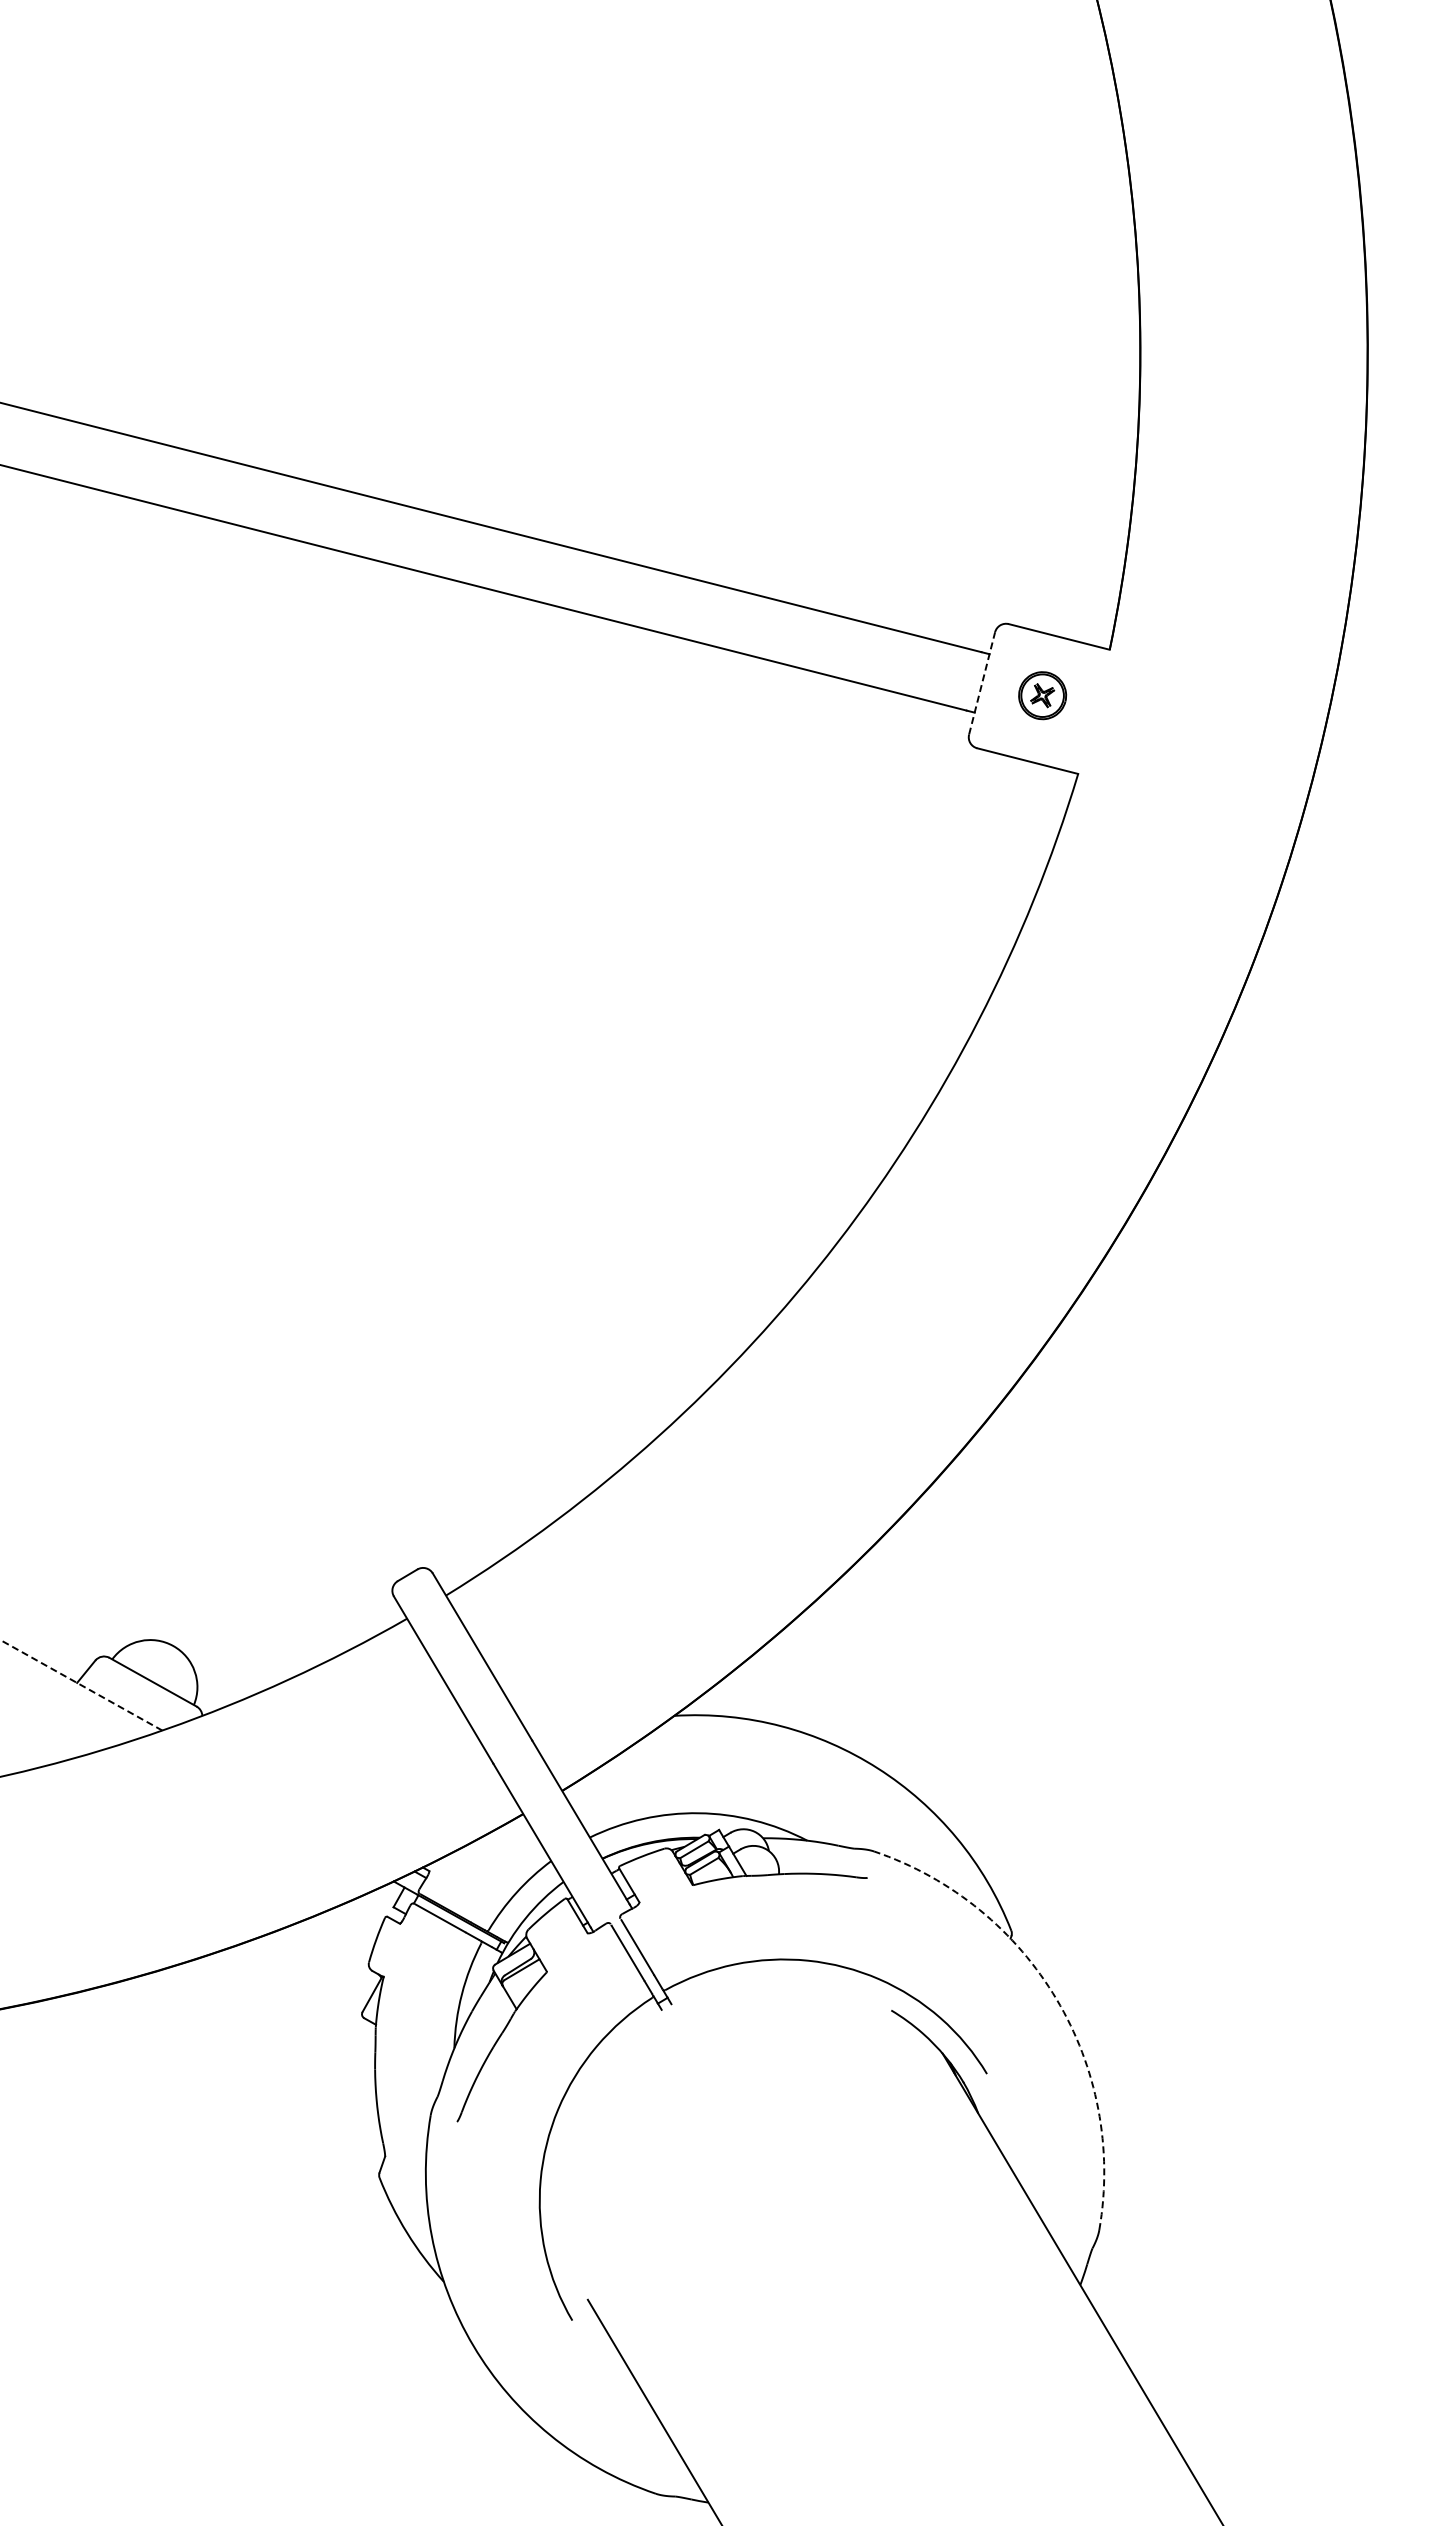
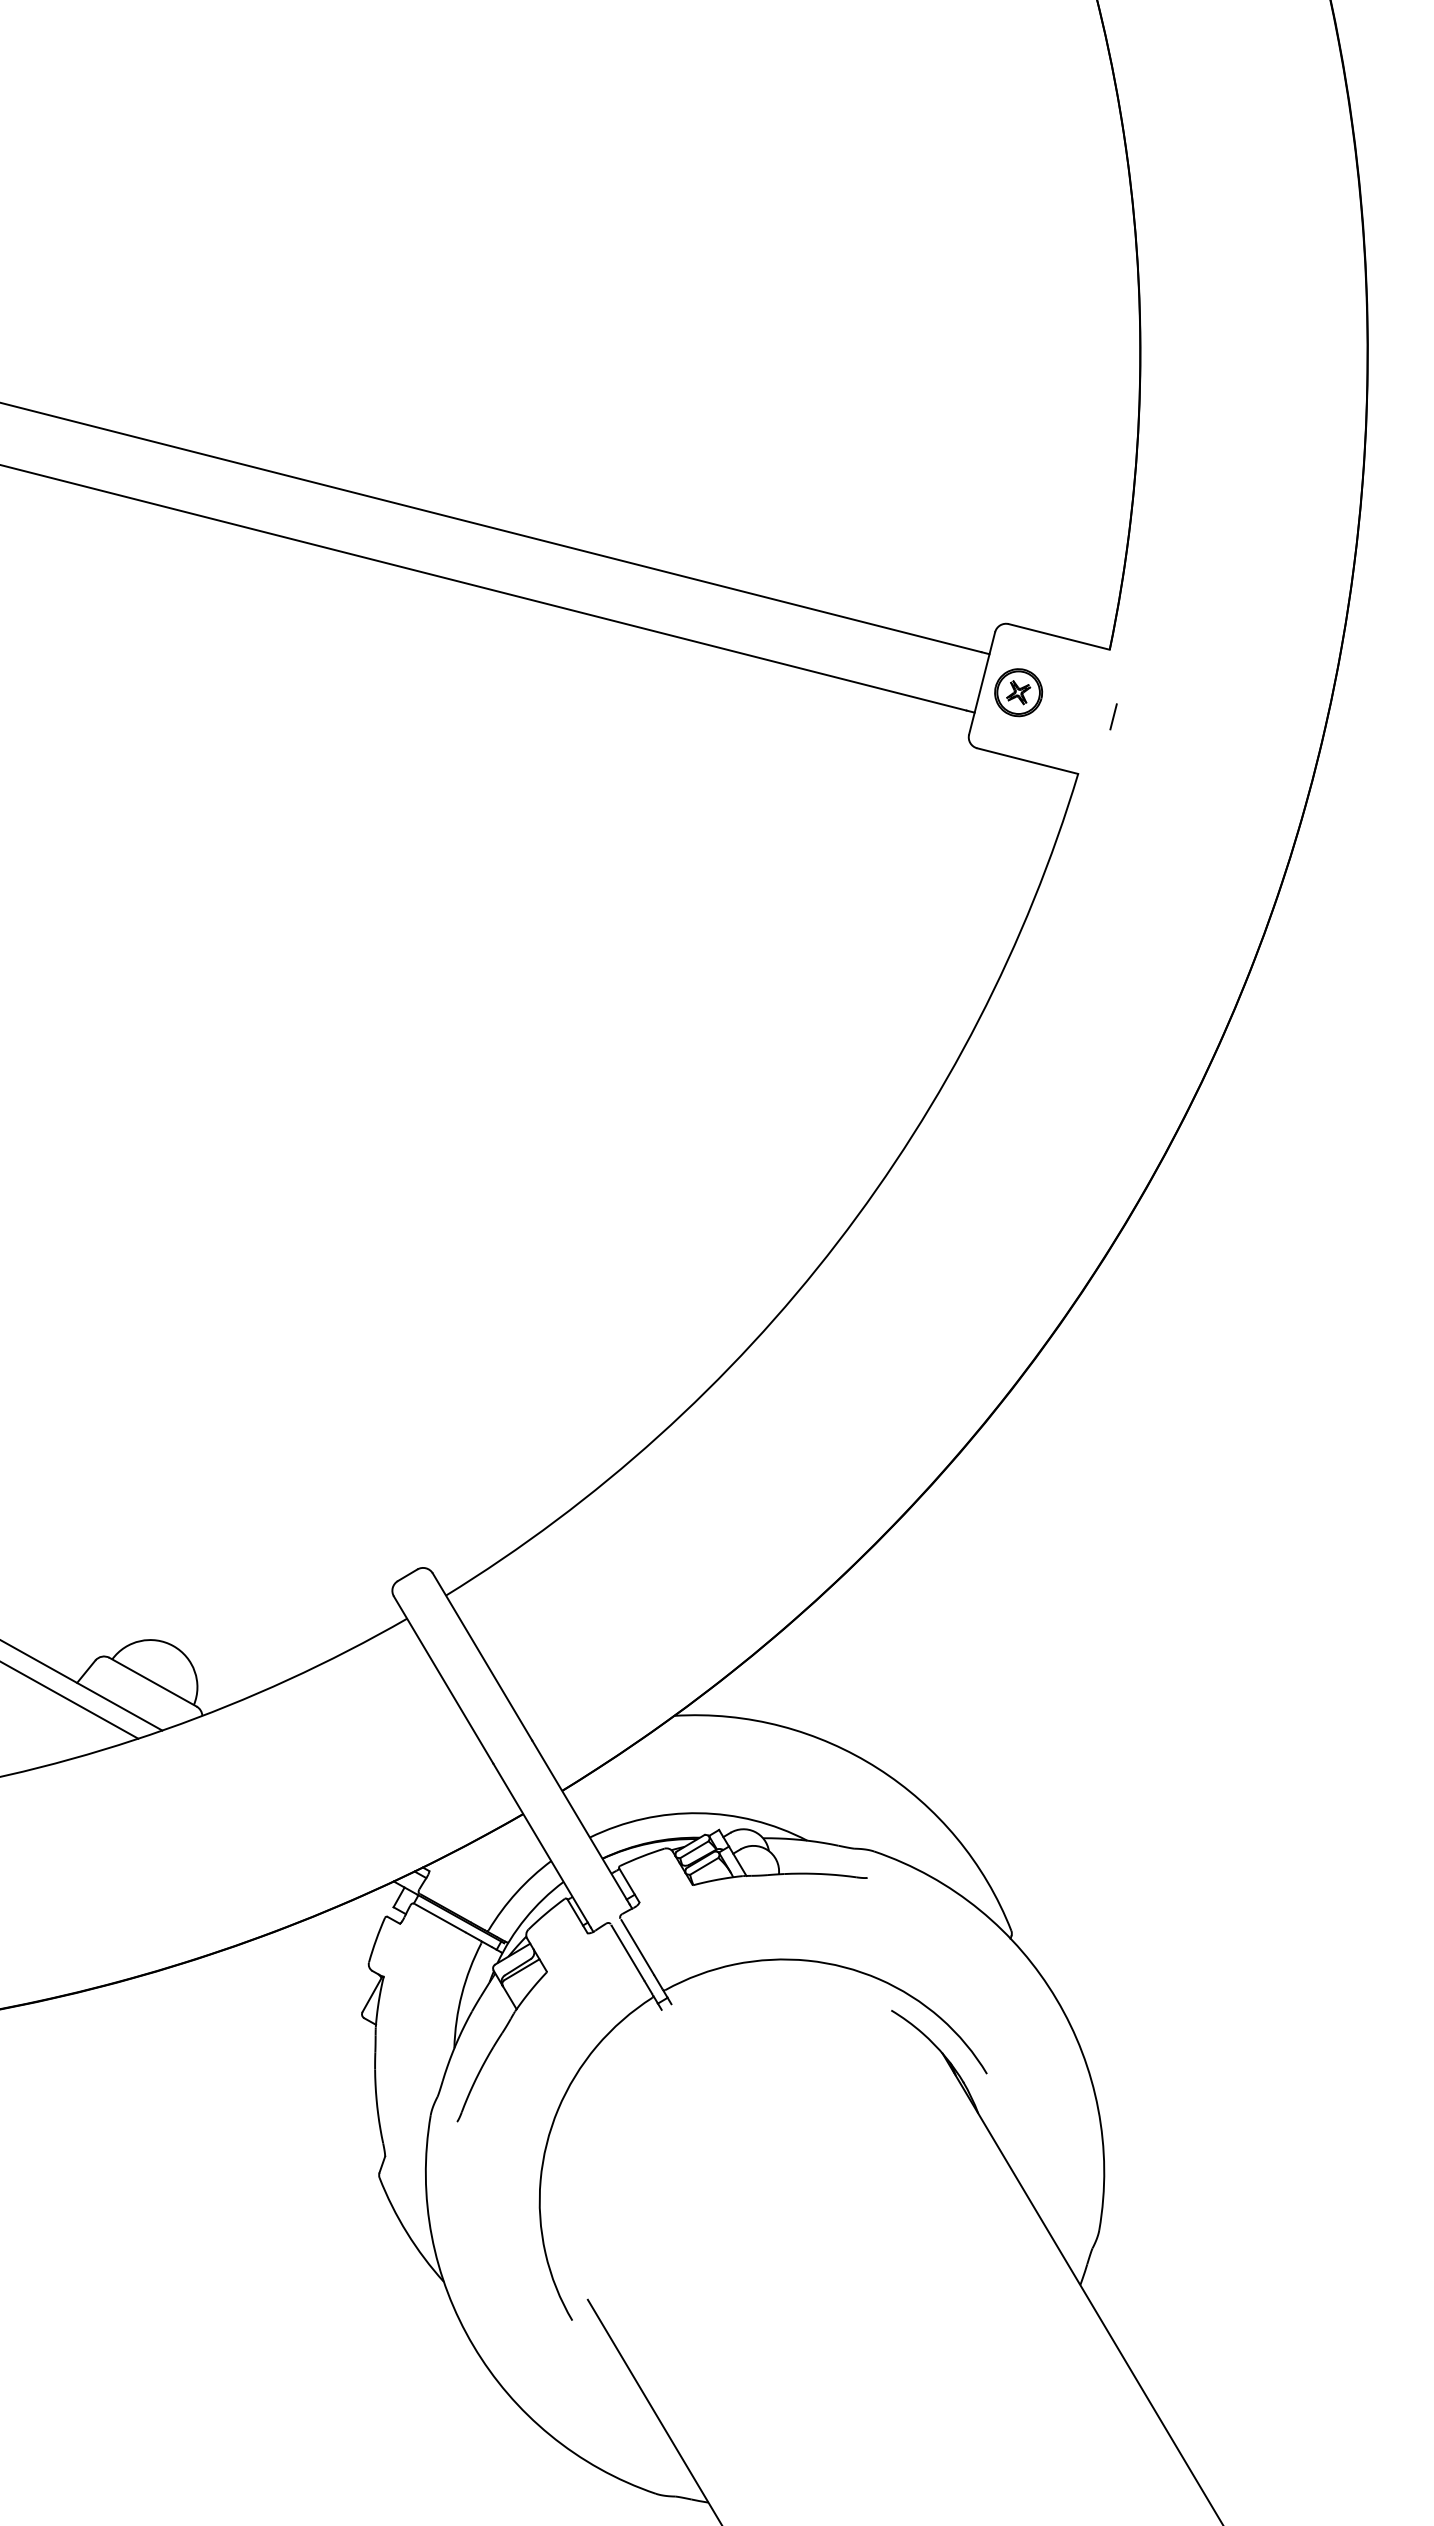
line: dashed -> solid (982, 683)
part position: (1042, 695) -> (1018, 692) (1018, 692)
line: none -> present (1113, 716)
line: dashed -> solid (81, 1685)
line: none -> present (70, 1700)
arc: dashed -> solid (1056, 1999)
